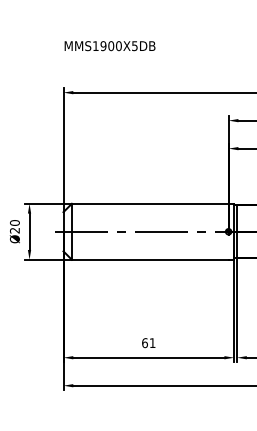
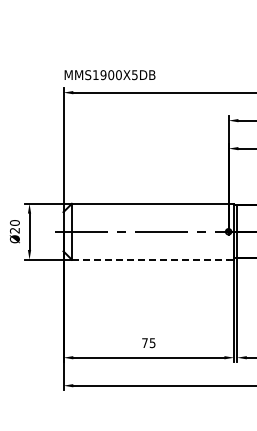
text position: (109, 46) -> (109, 75) (109, 75)
line: solid -> dashed (150, 259)
text: 61 -> 75 (148, 343)
